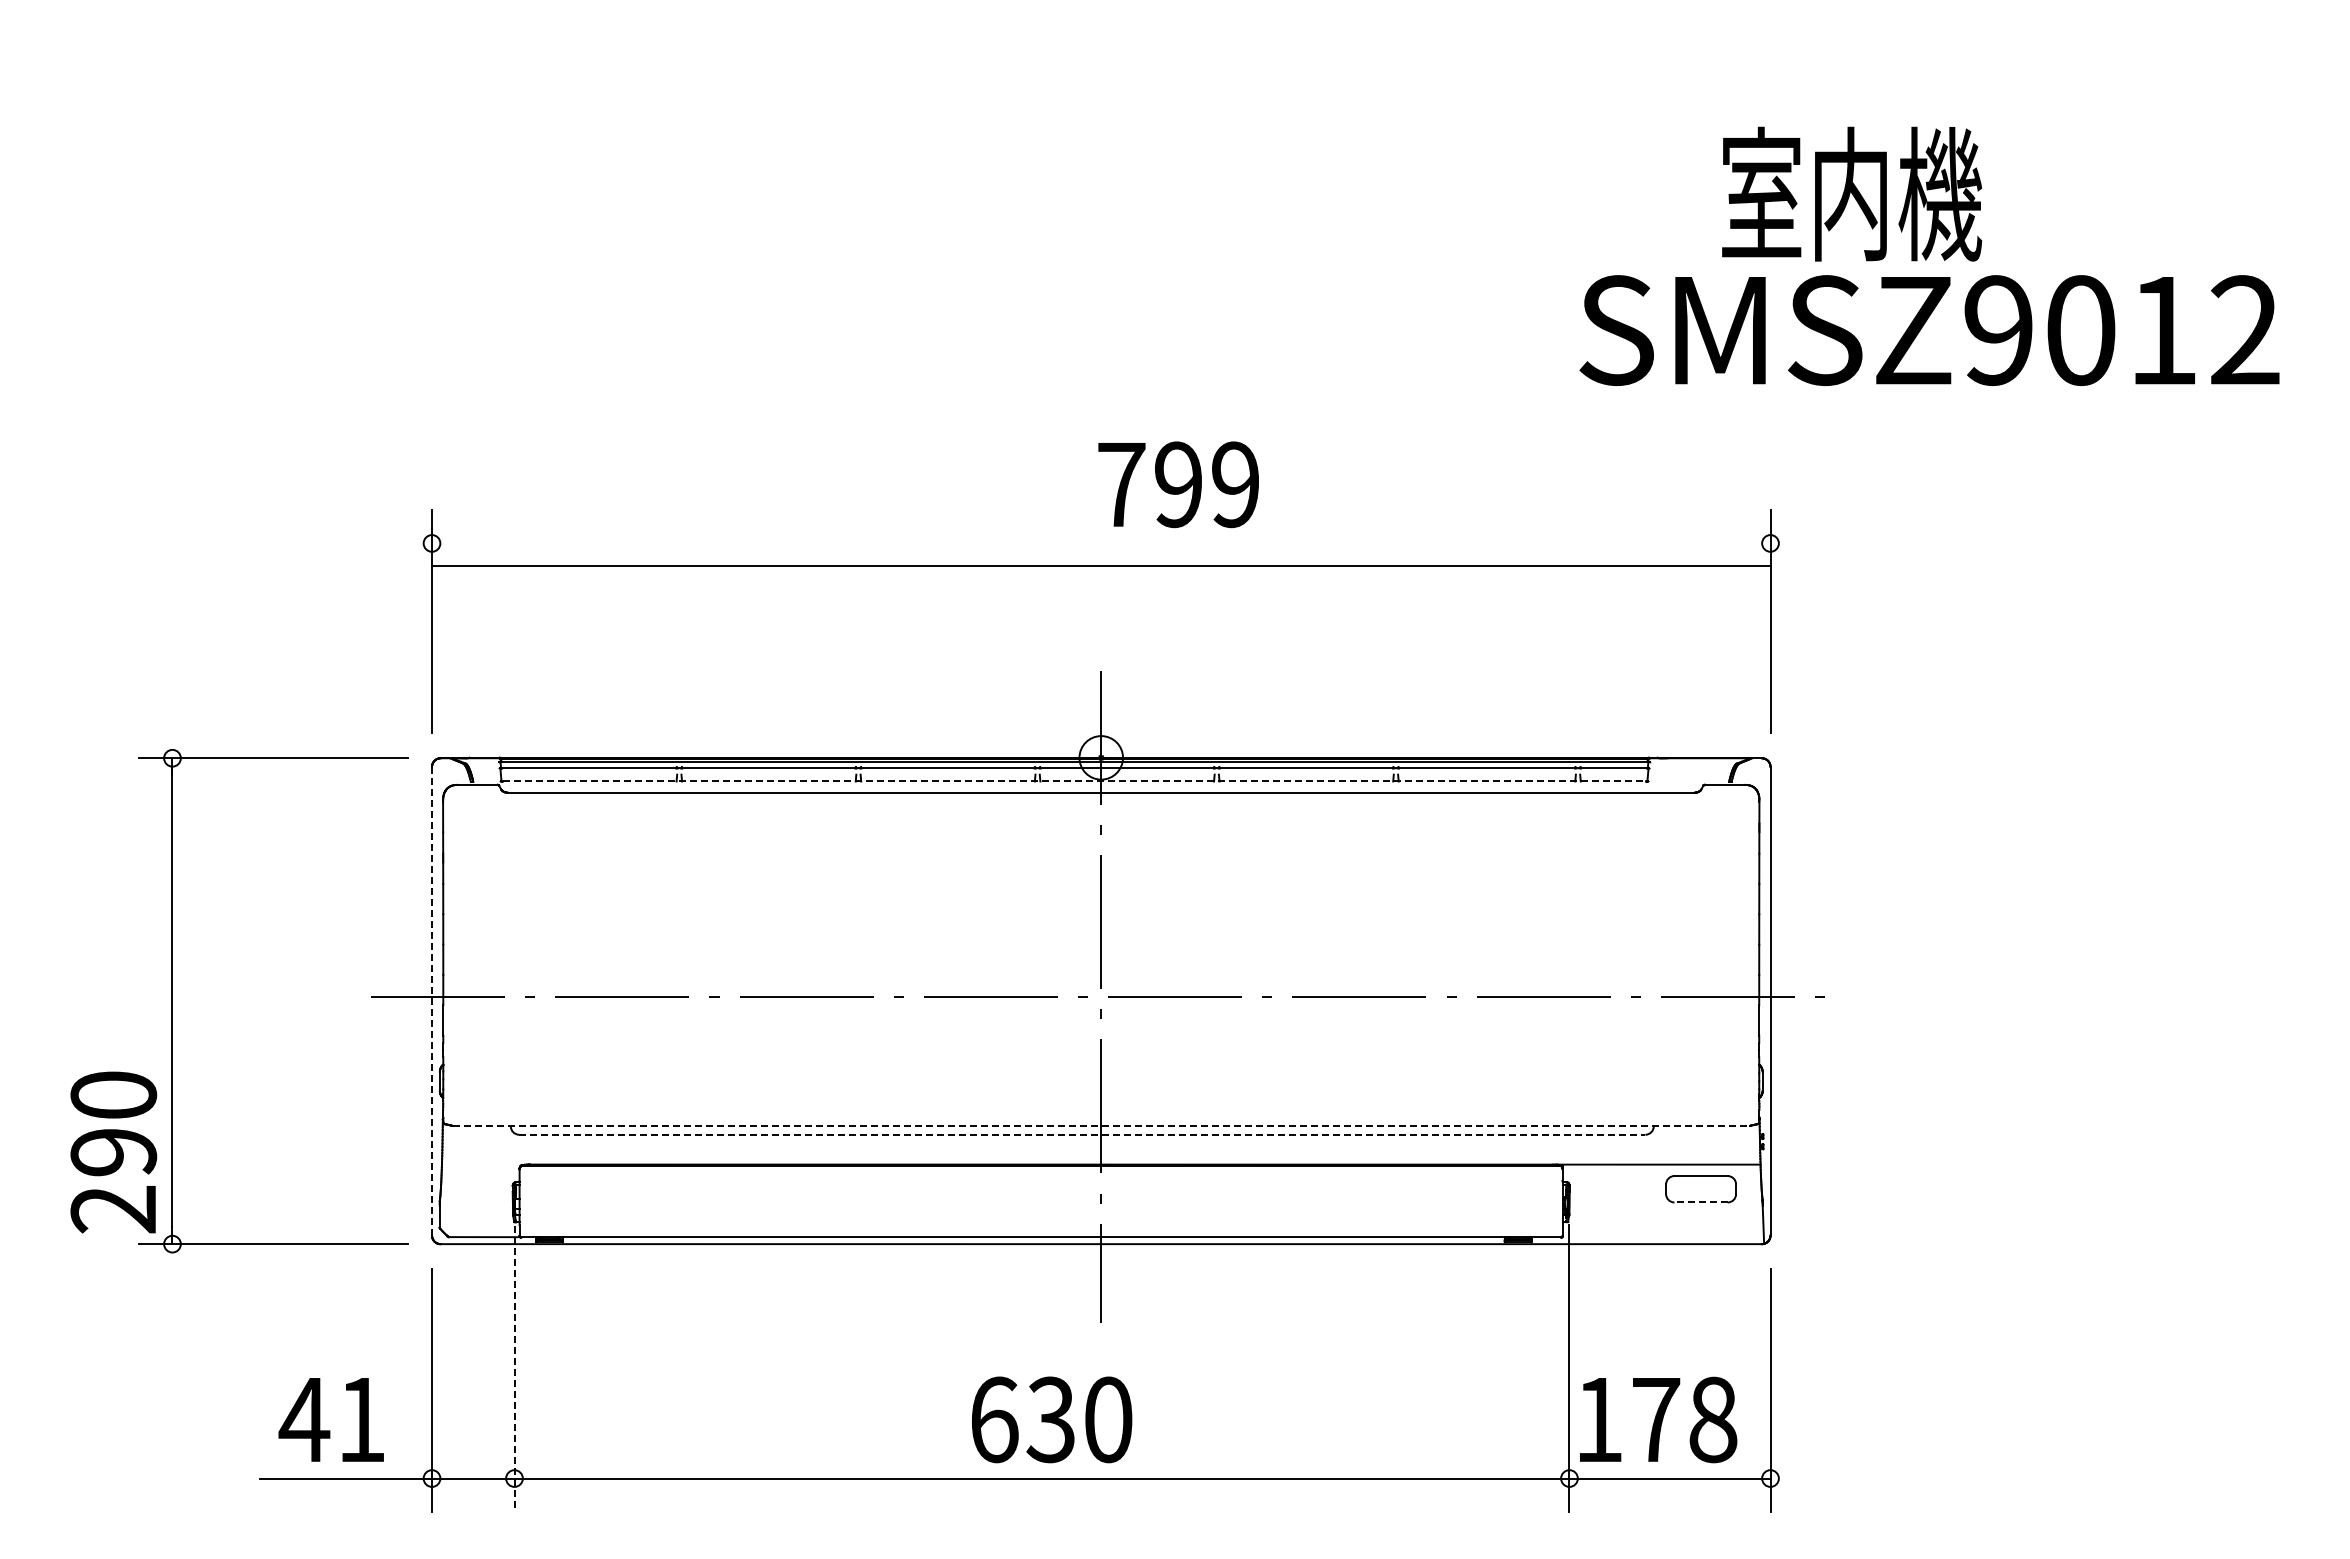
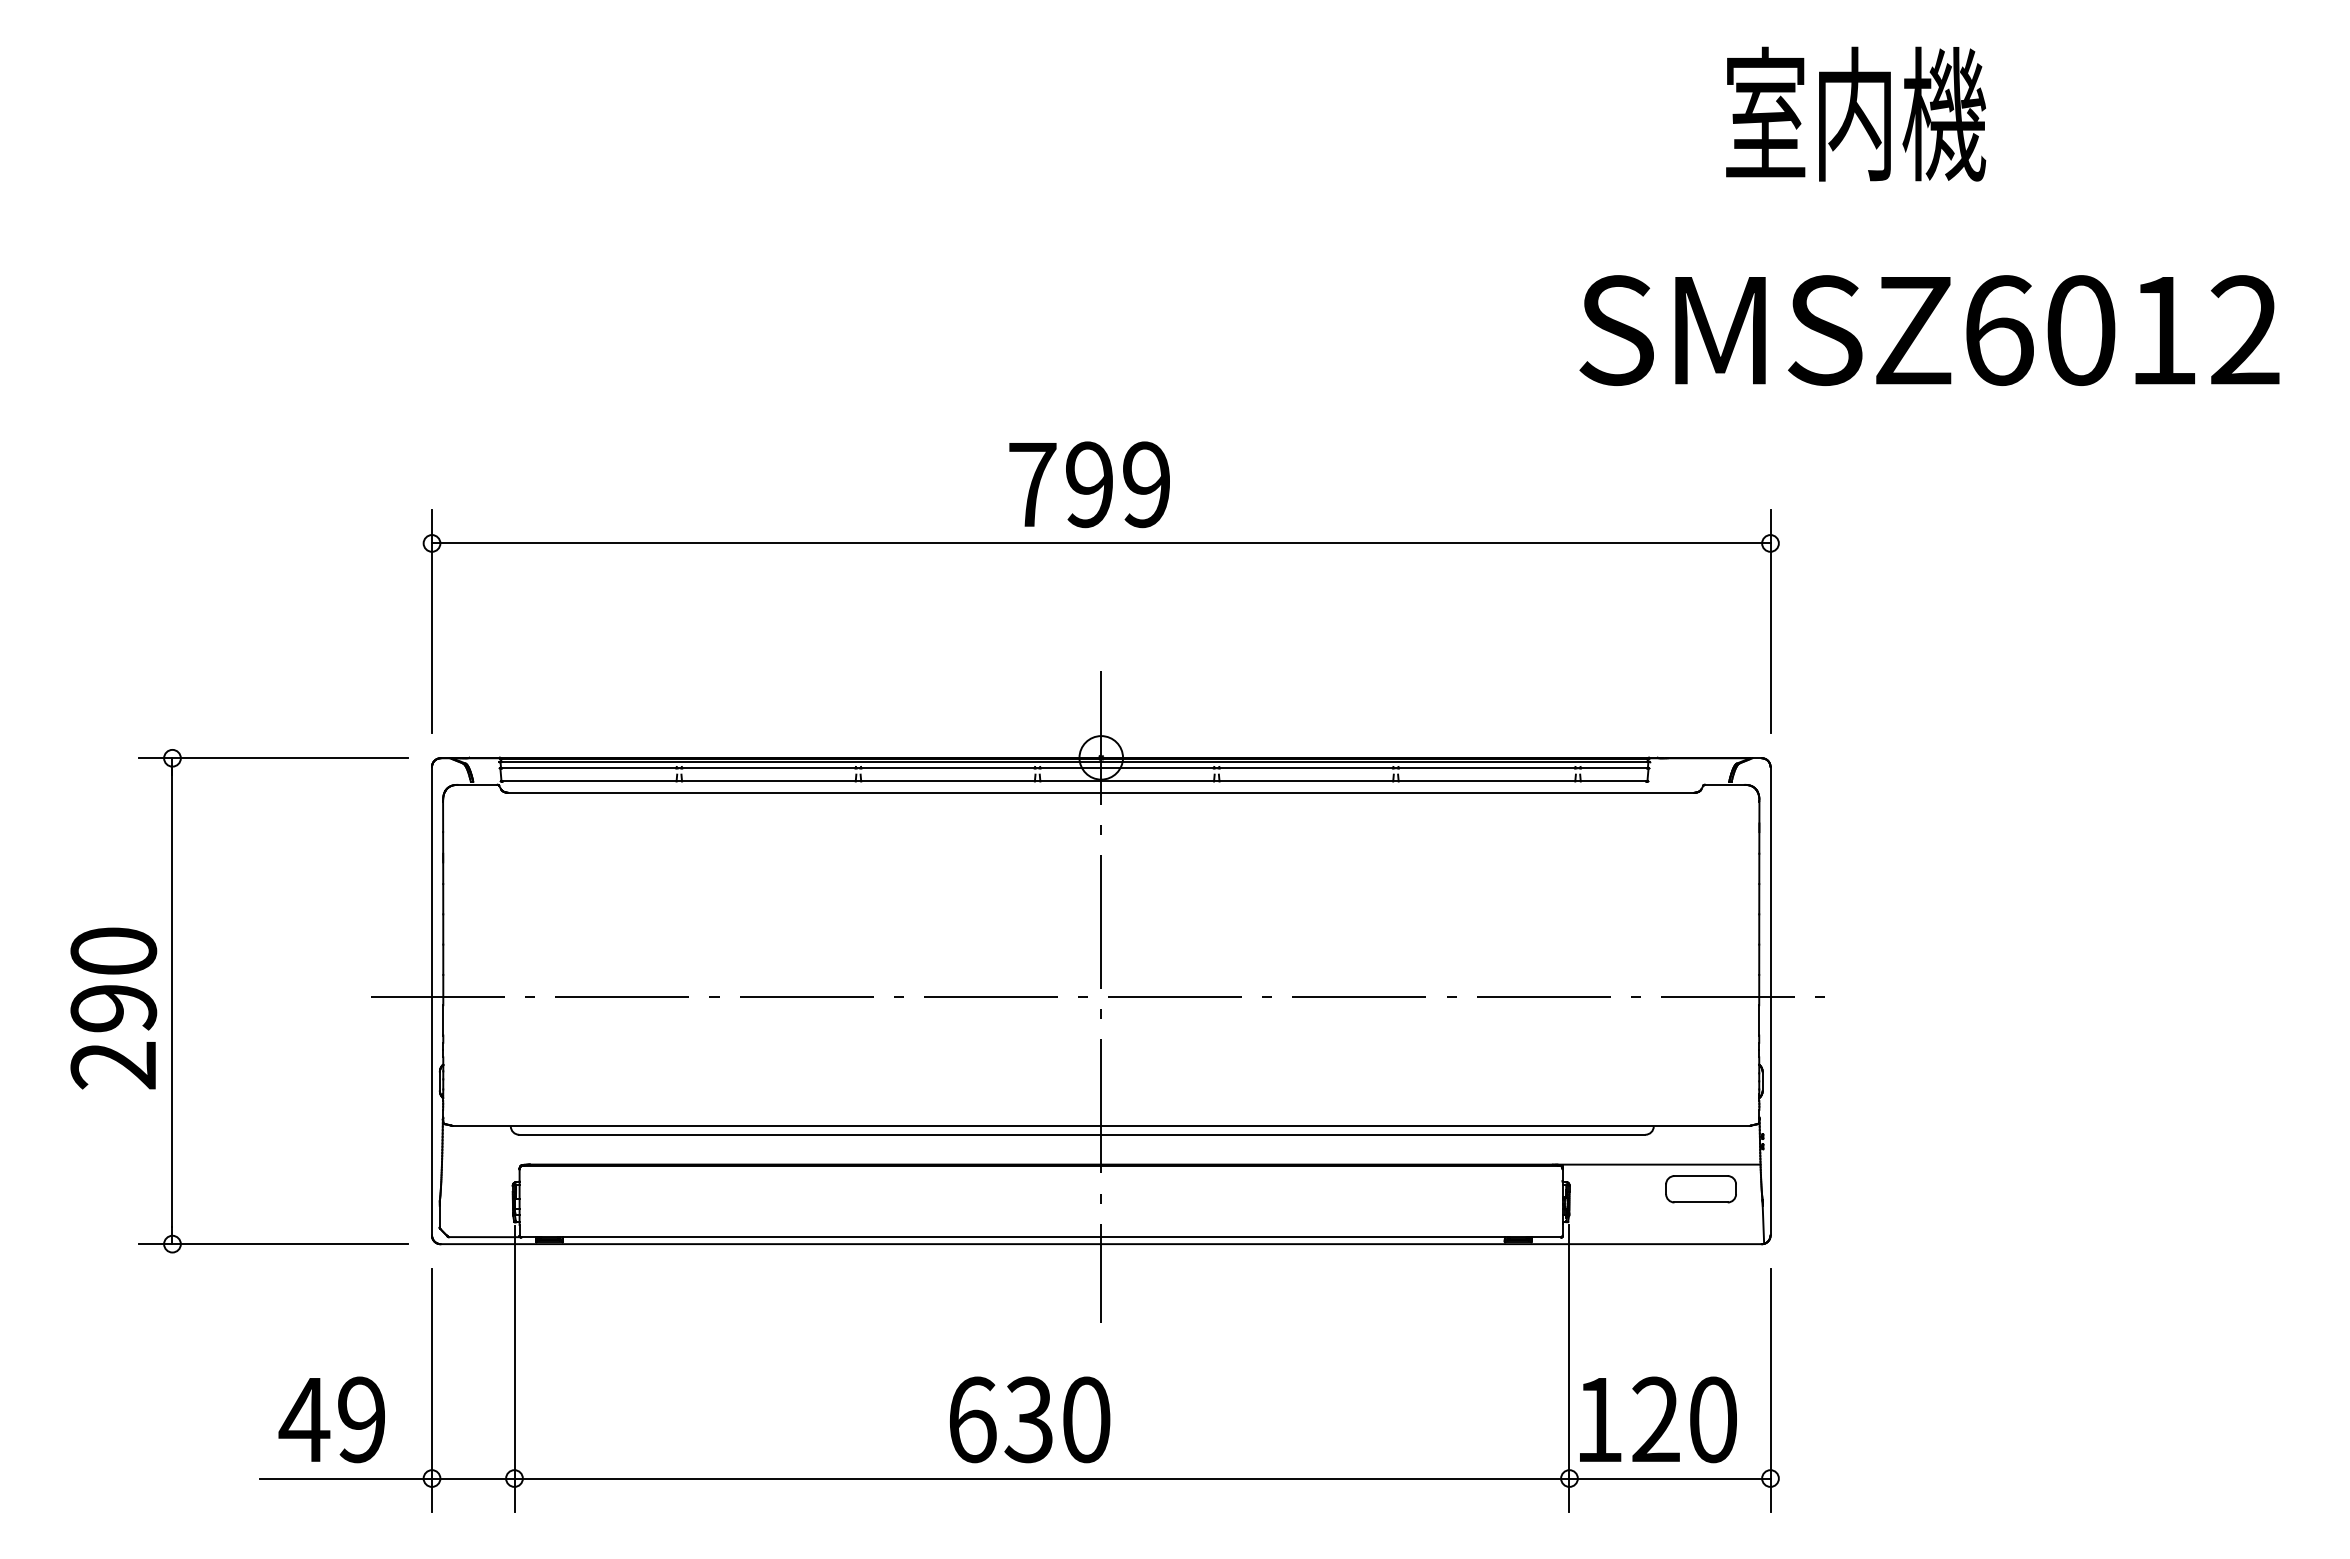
text position: (1852, 193) -> (1856, 113) (1856, 113)
text: SMSZ9012 -> SMSZ6012 (1998, 330)
text position: (1178, 484) -> (1089, 484) (1089, 484)
line position: (1101, 566) -> (1101, 543) (1101, 543)
line: dashed -> solid (1074, 781)
line: dashed -> solid (432, 1001)
line: dashed -> solid (1101, 1125)
line: dashed -> solid (1082, 1134)
text position: (113, 1152) -> (113, 1008) (113, 1008)
line: dashed -> solid (1701, 1202)
line: dashed -> solid (514, 1369)
text: 41 -> 49 (361, 1419)
text position: (1052, 1419) -> (1030, 1419) (1030, 1419)
text: 178 -> 120 (1684, 1419)
